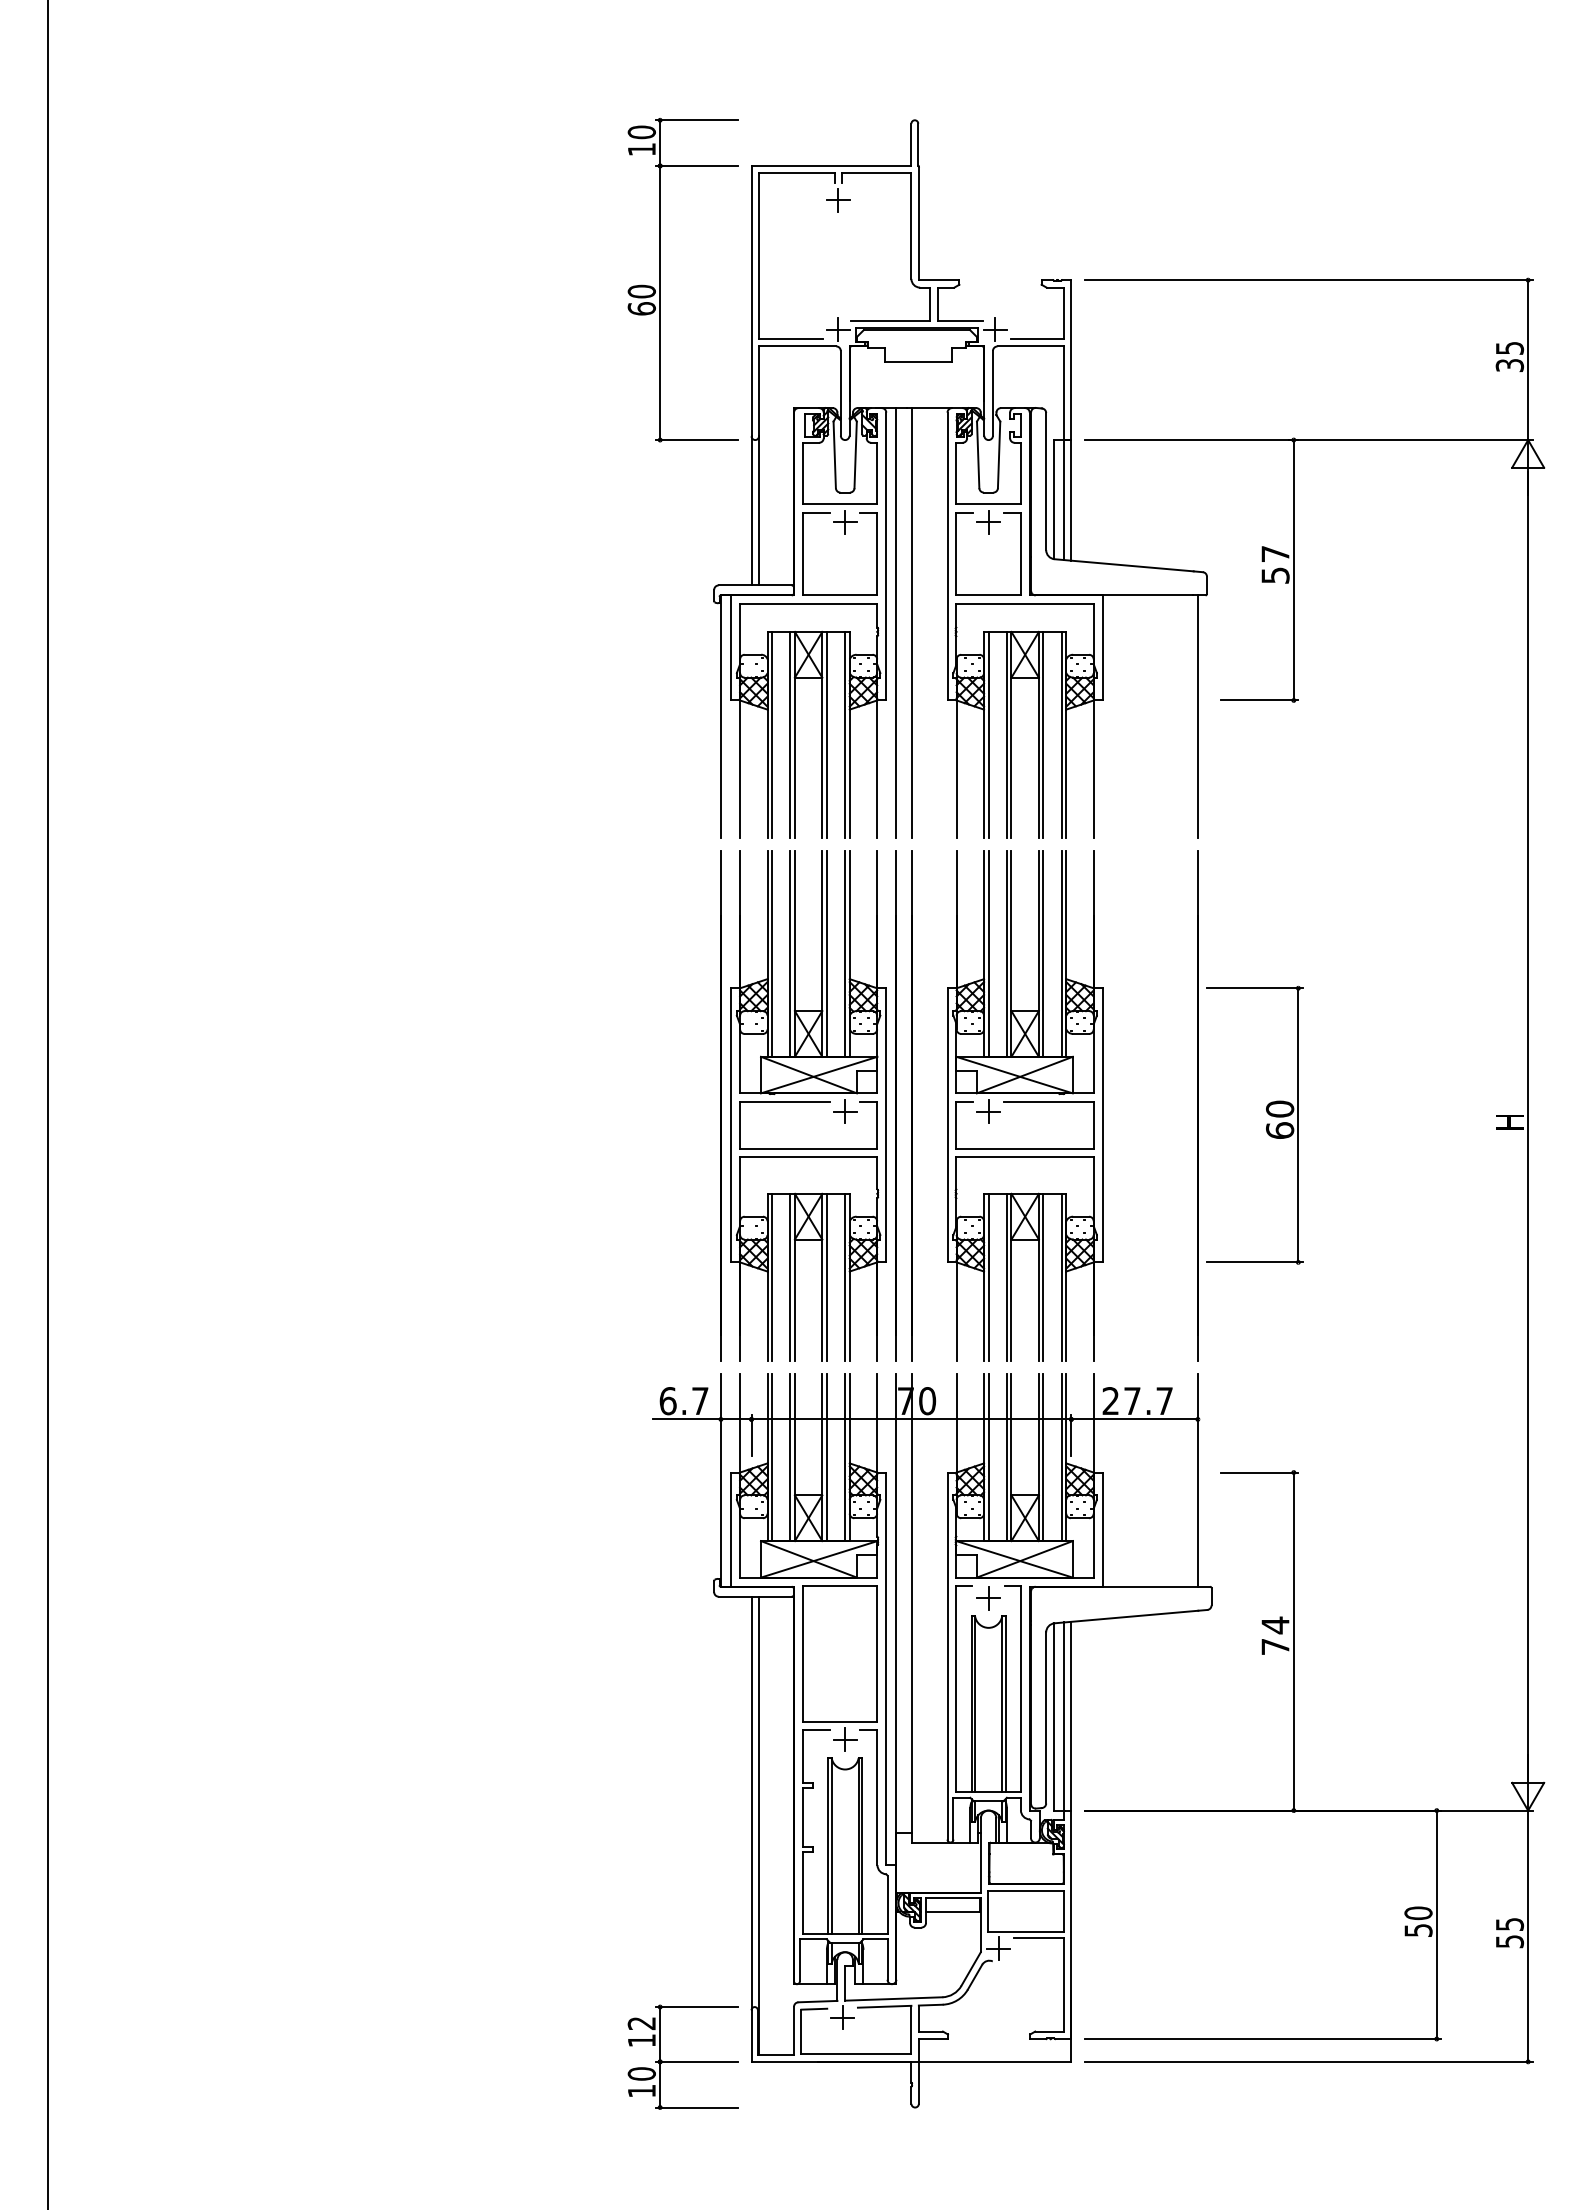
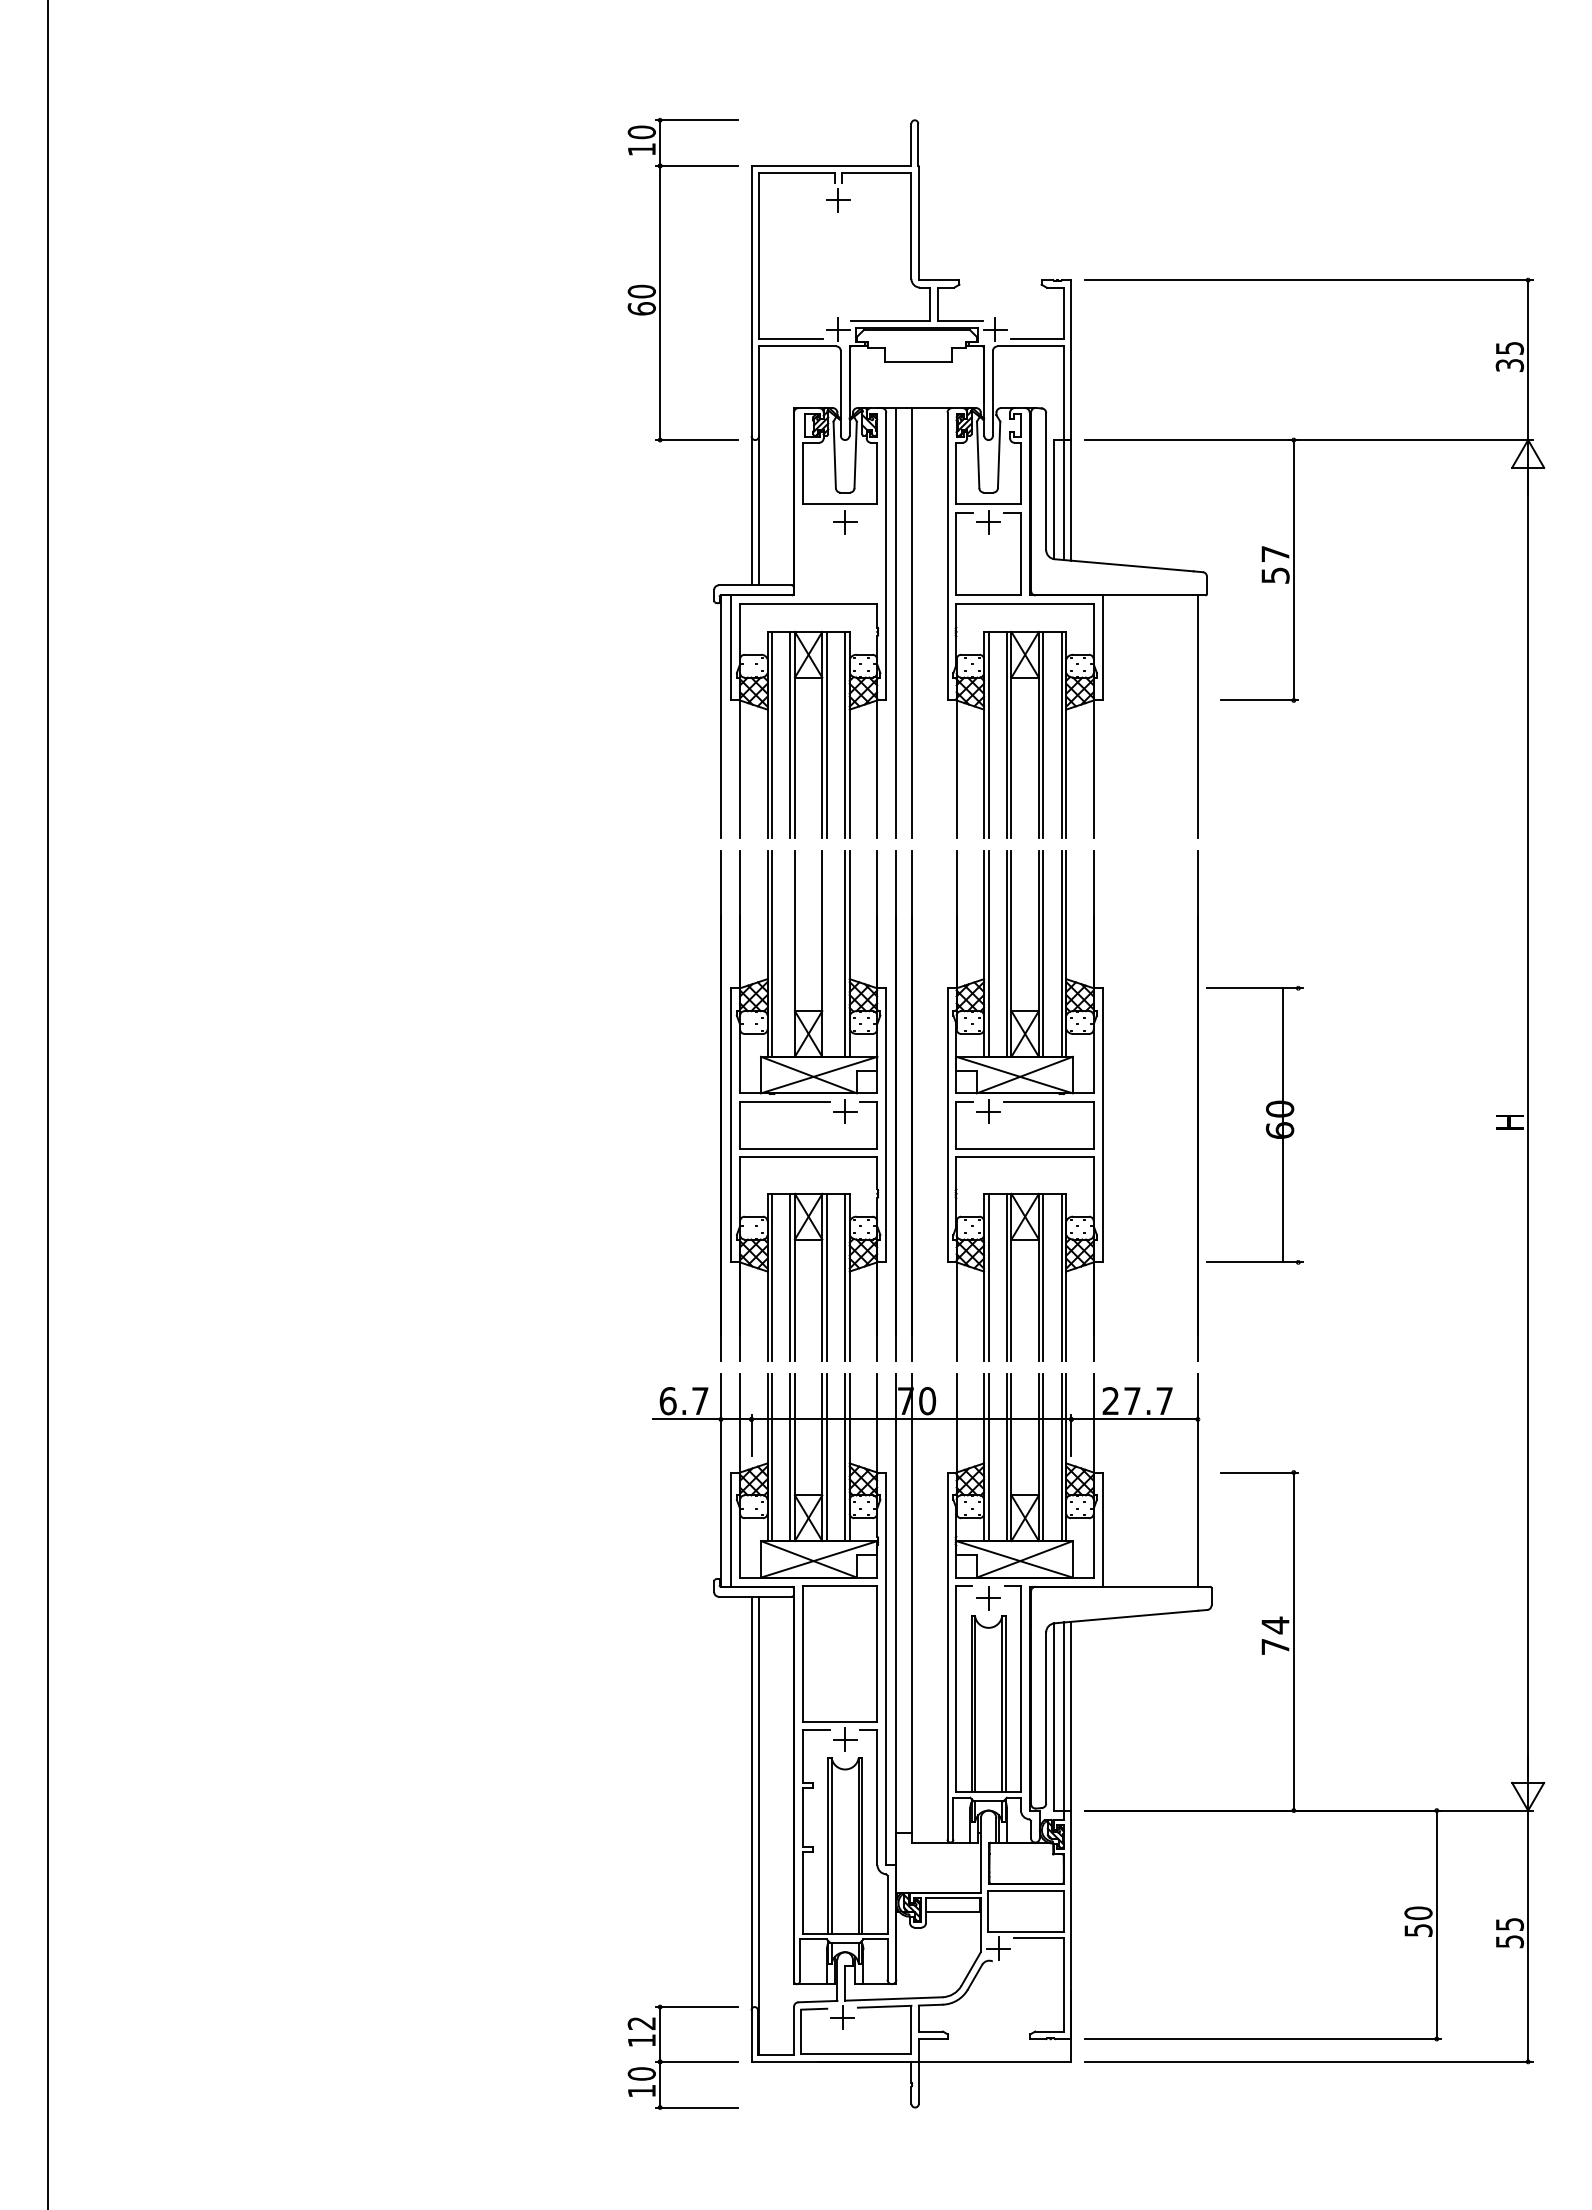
part: present -> none (803, 553)
line: present -> none (790, 953)
line: present -> none (826, 953)
line position: (1298, 1125) -> (1283, 1125) (1283, 1125)
